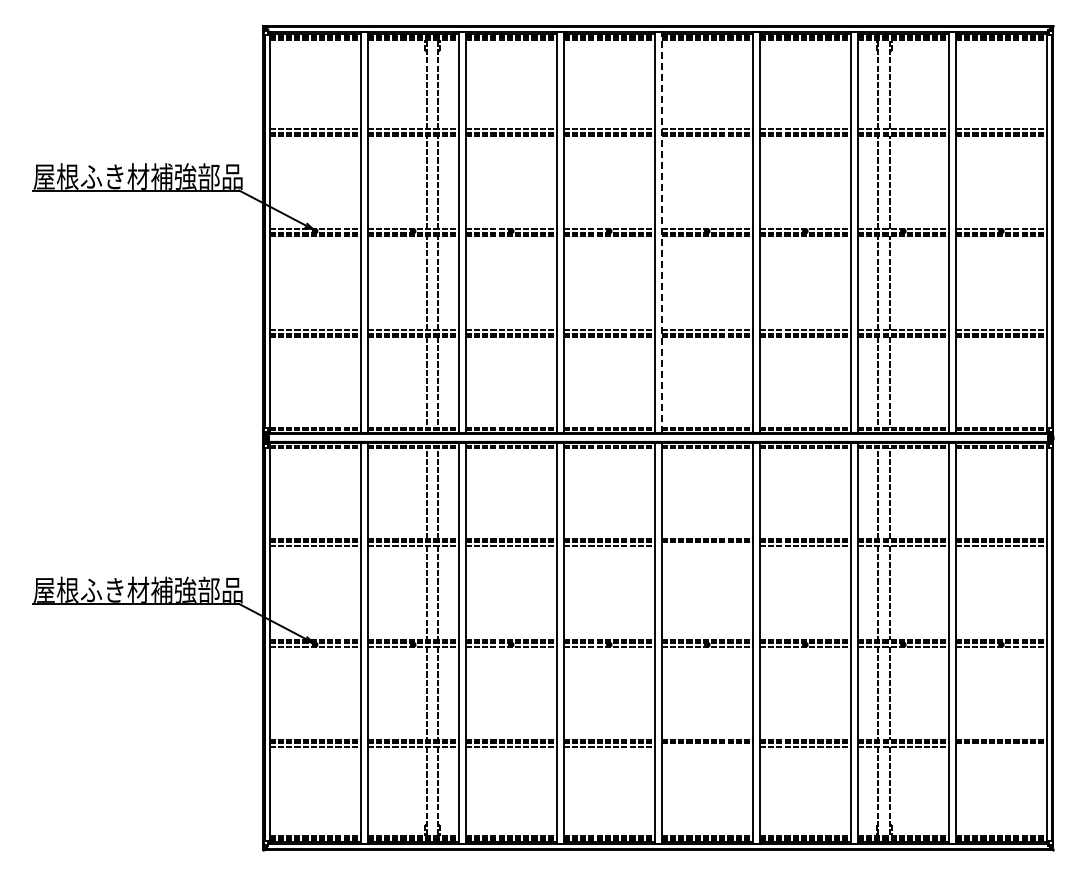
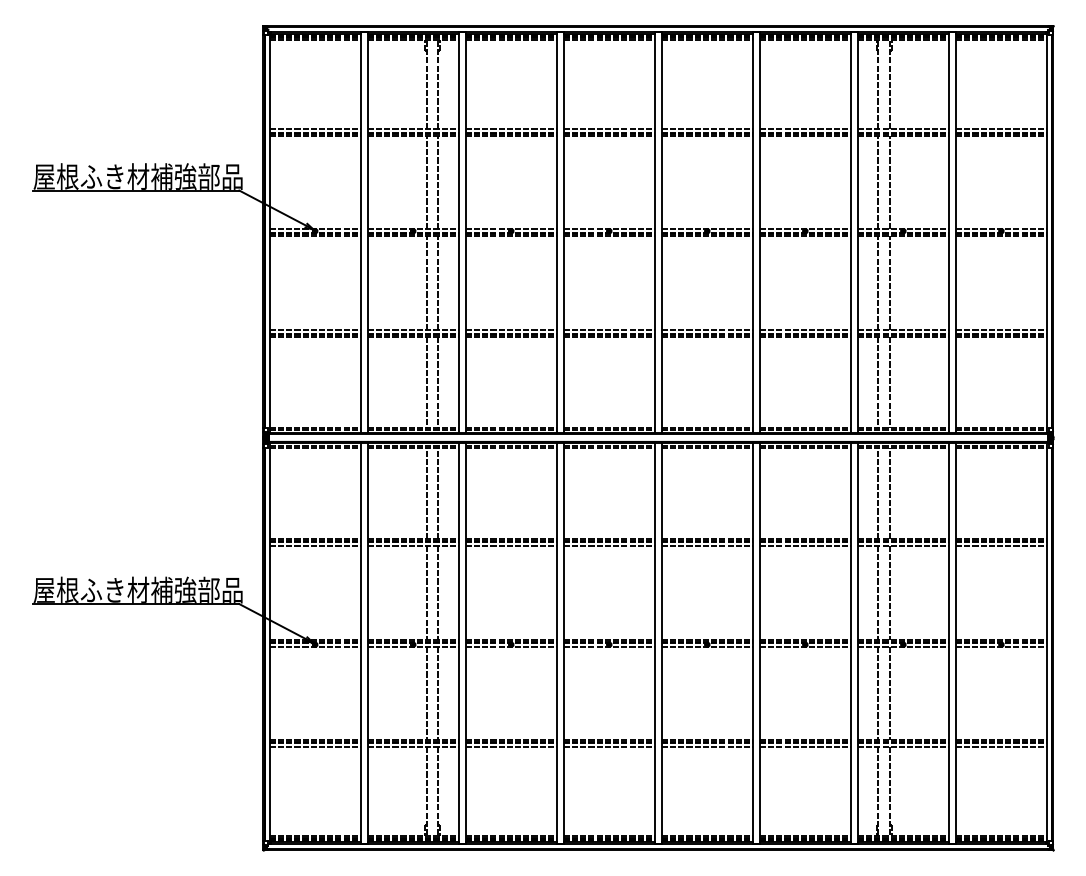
line: dashed -> solid (661, 232)
line: none -> present (707, 545)
line: none -> present (707, 746)
line: none -> present (1001, 746)
